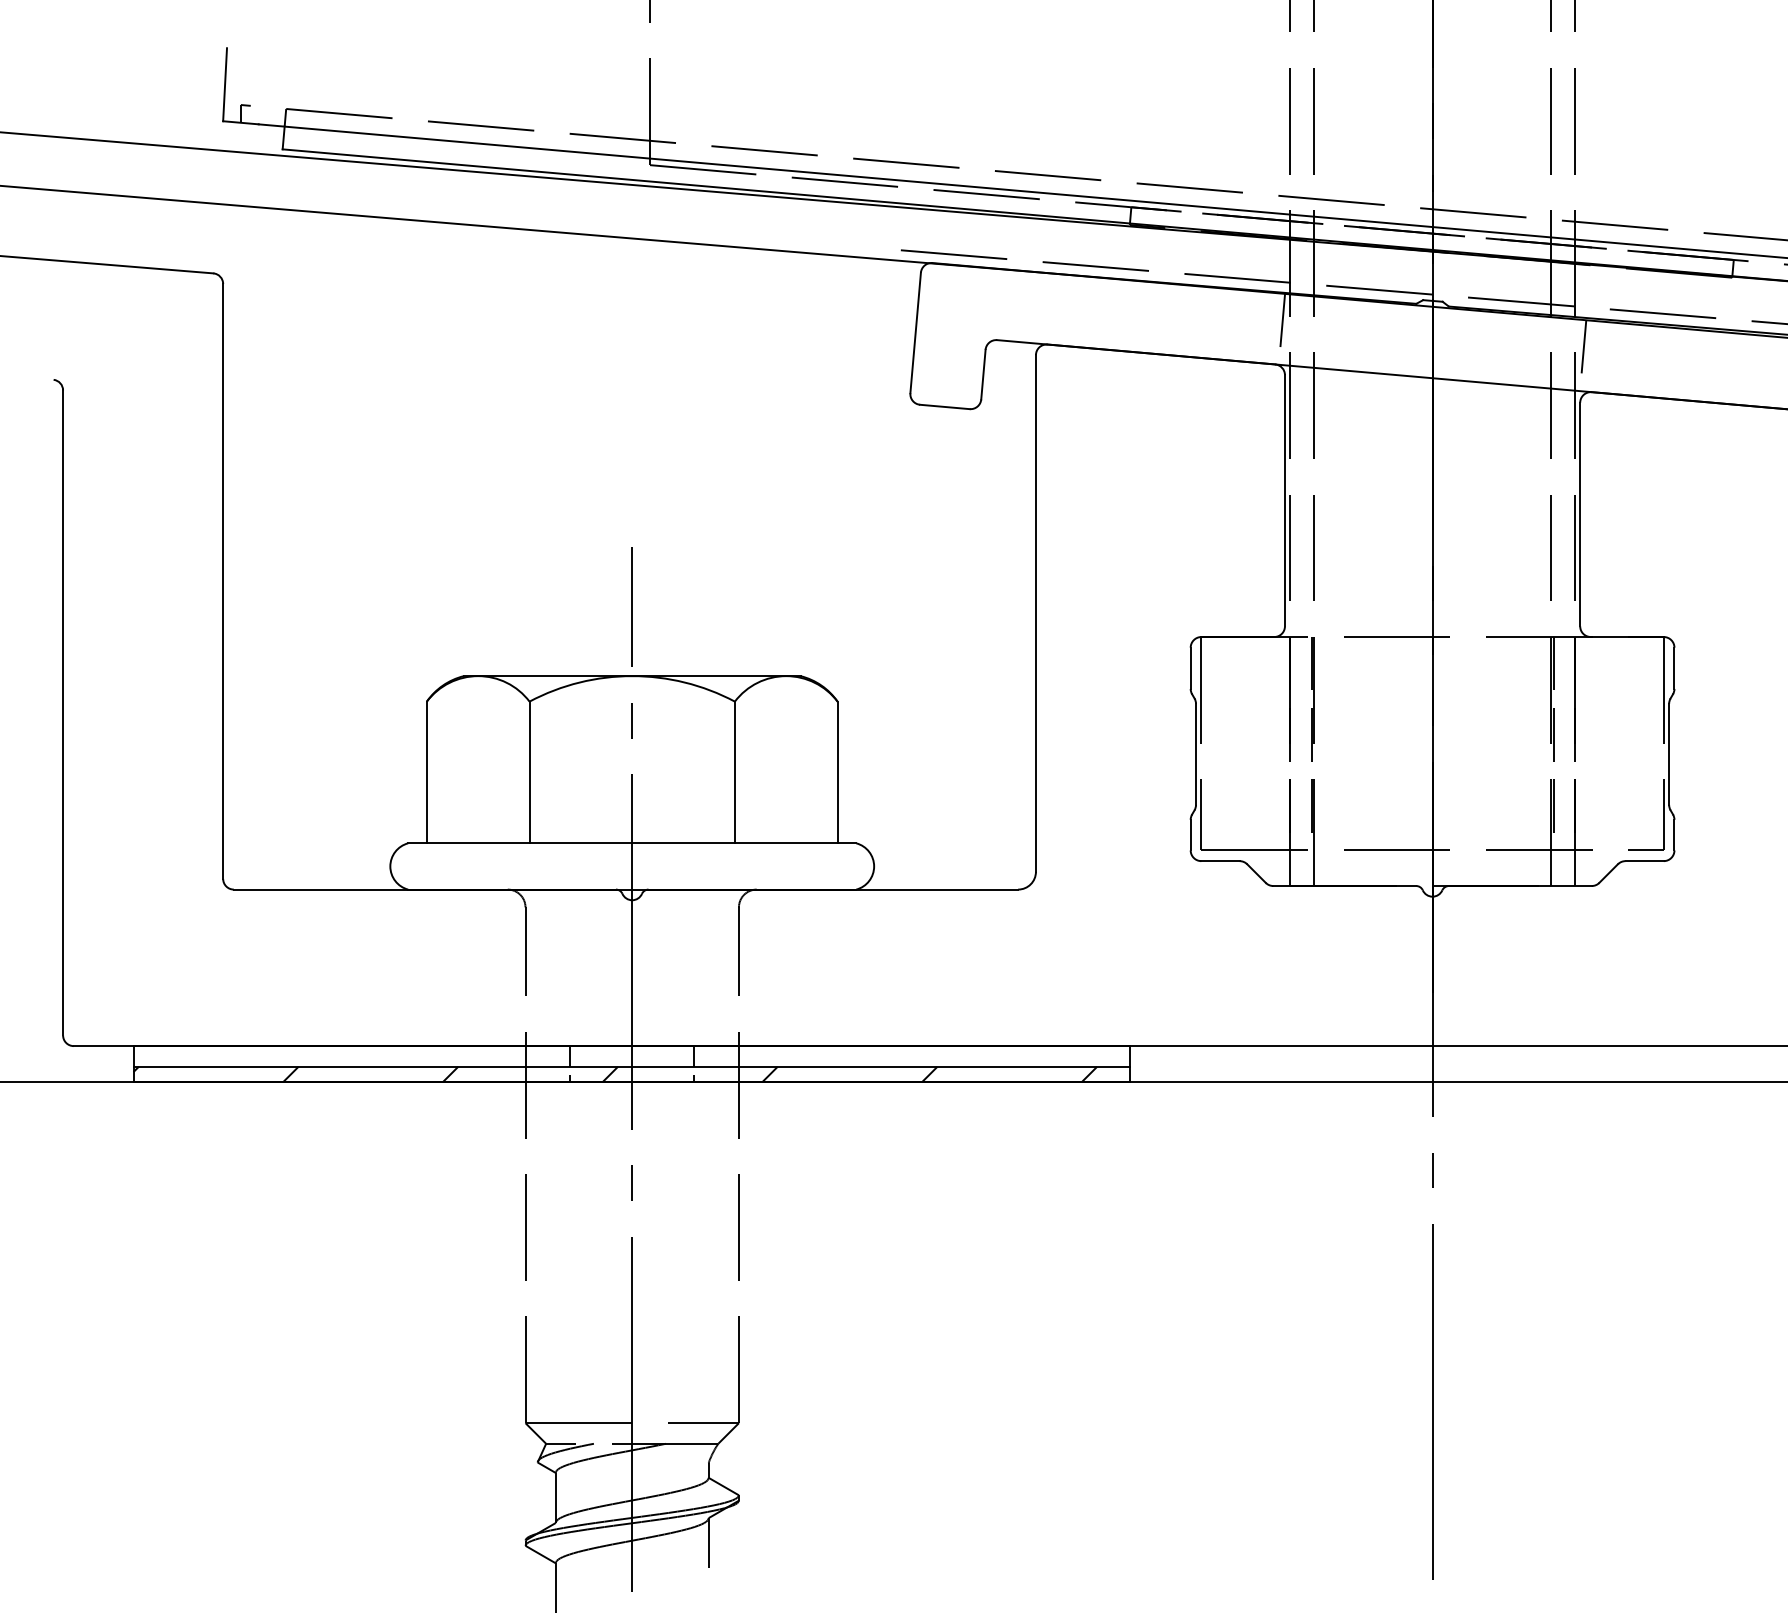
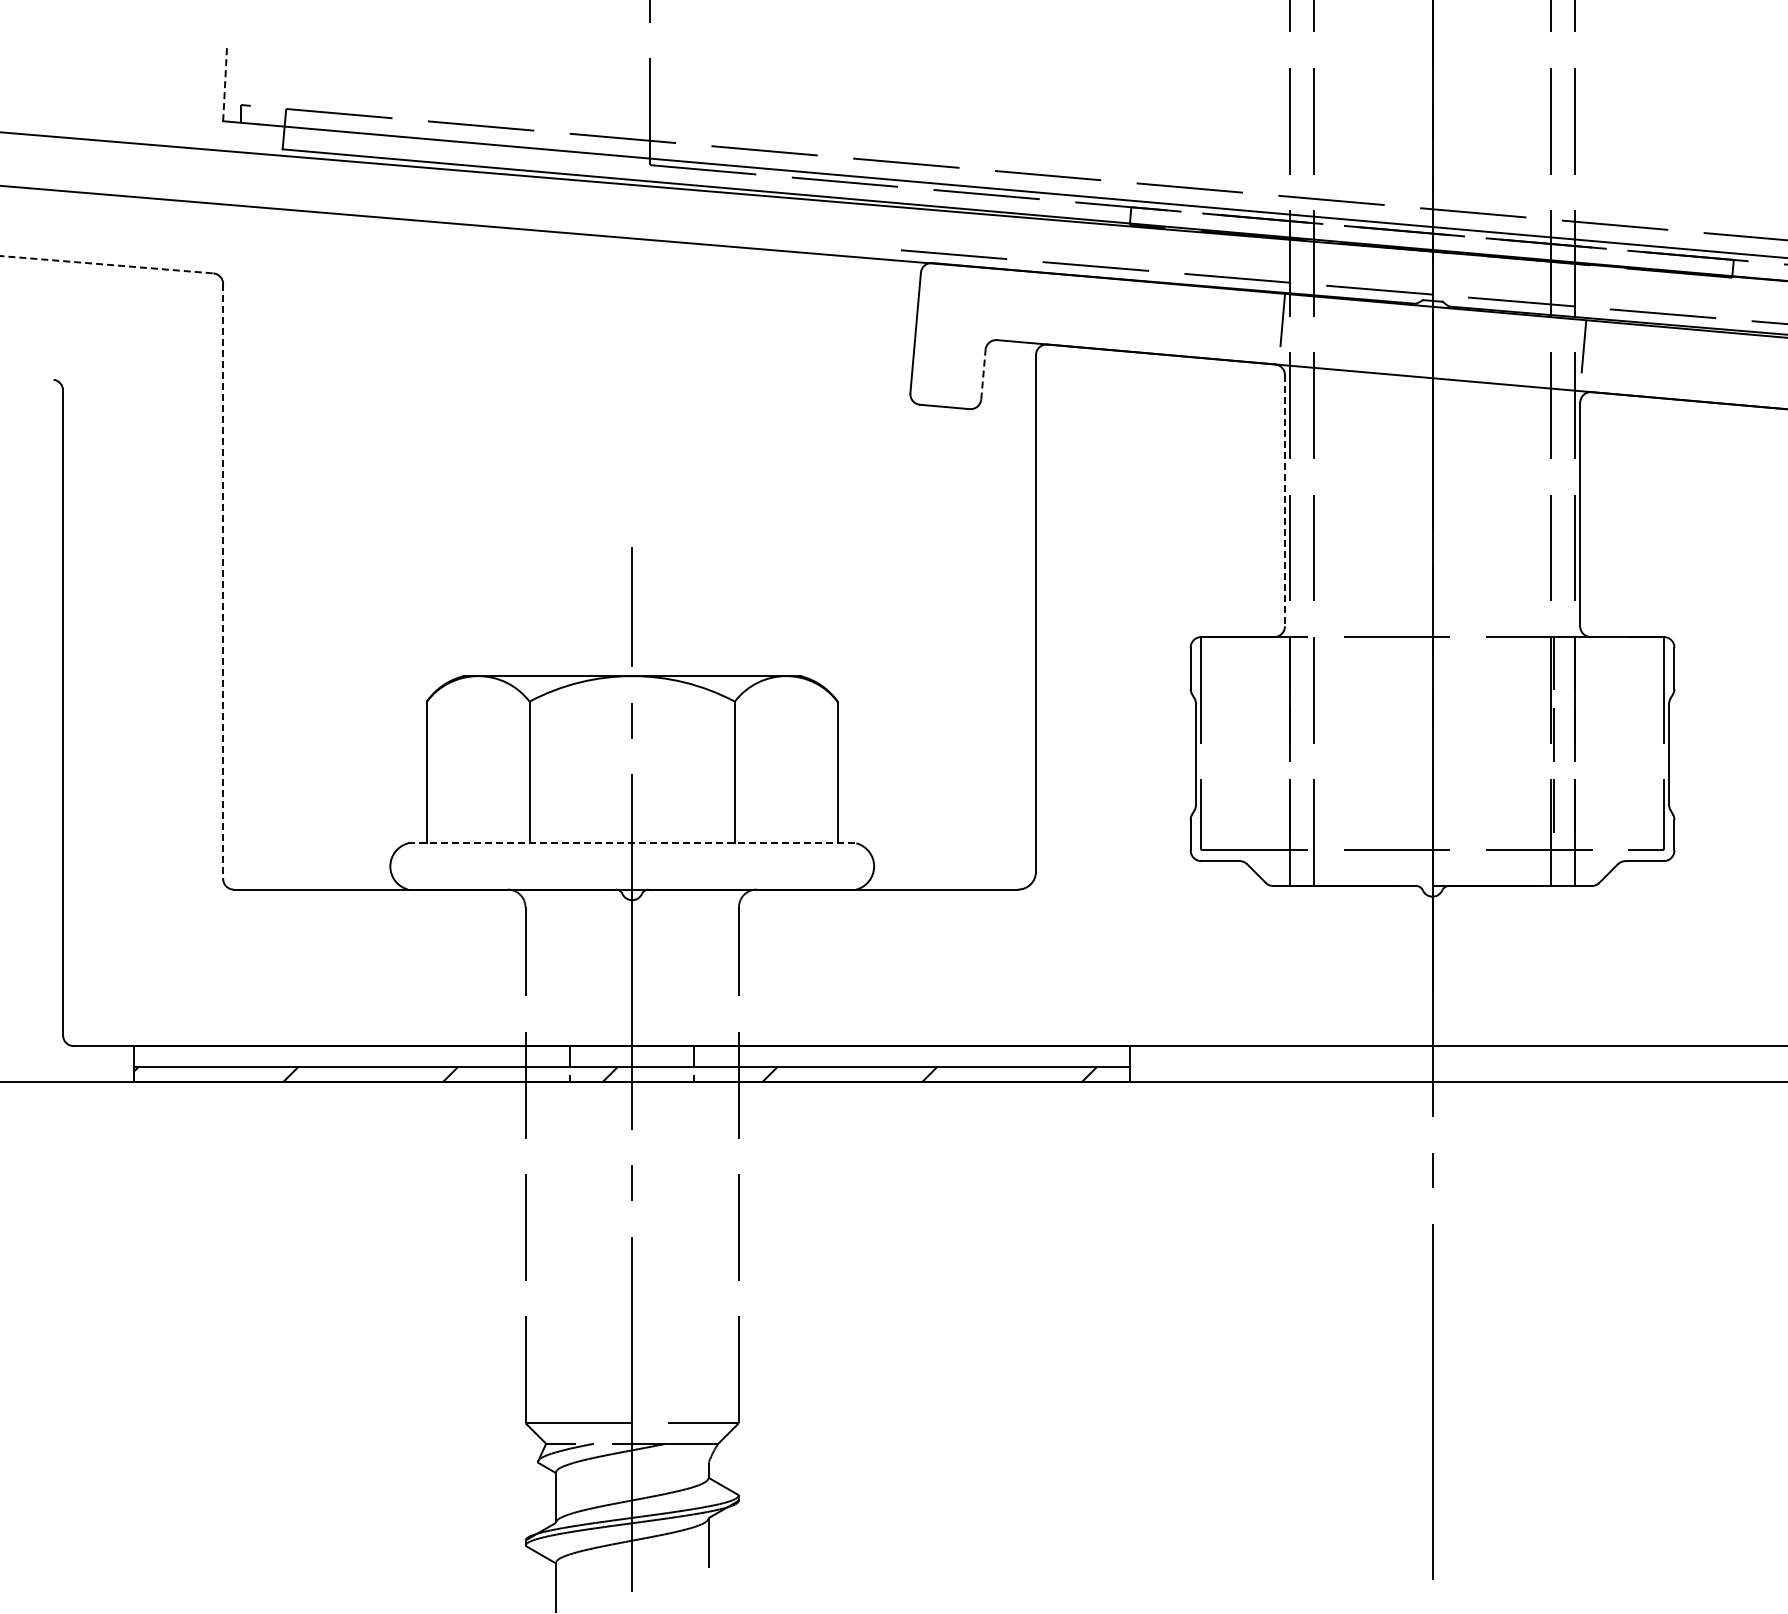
line: solid -> dashed (225, 84)
line: solid -> dashed (106, 264)
line: solid -> dashed (983, 374)
line: solid -> dashed (1284, 500)
line: solid -> dashed (223, 581)
line: present -> none (1311, 743)
line: solid -> dashed (632, 843)
